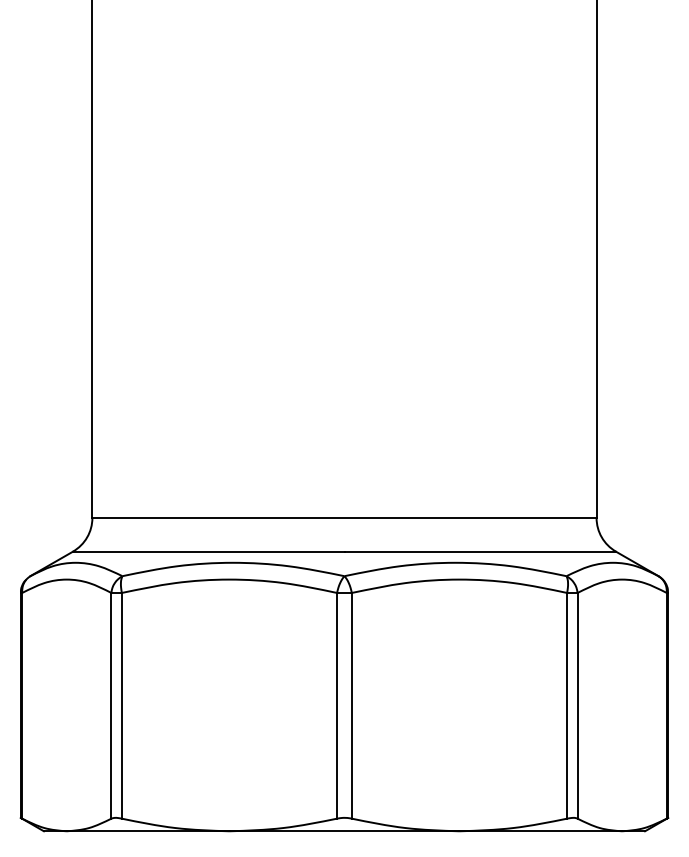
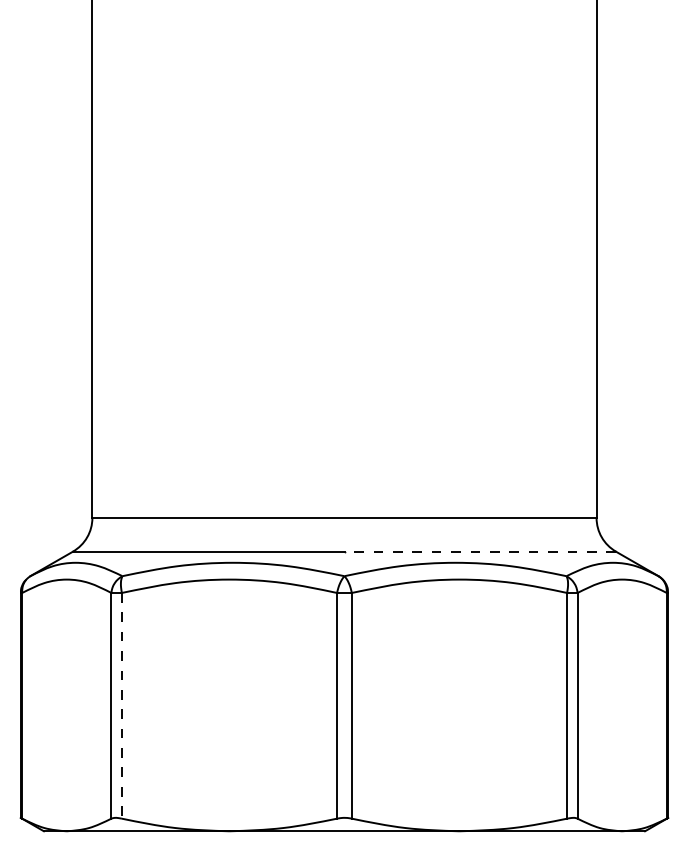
line: solid -> dashed (480, 551)
line: solid -> dashed (121, 705)
